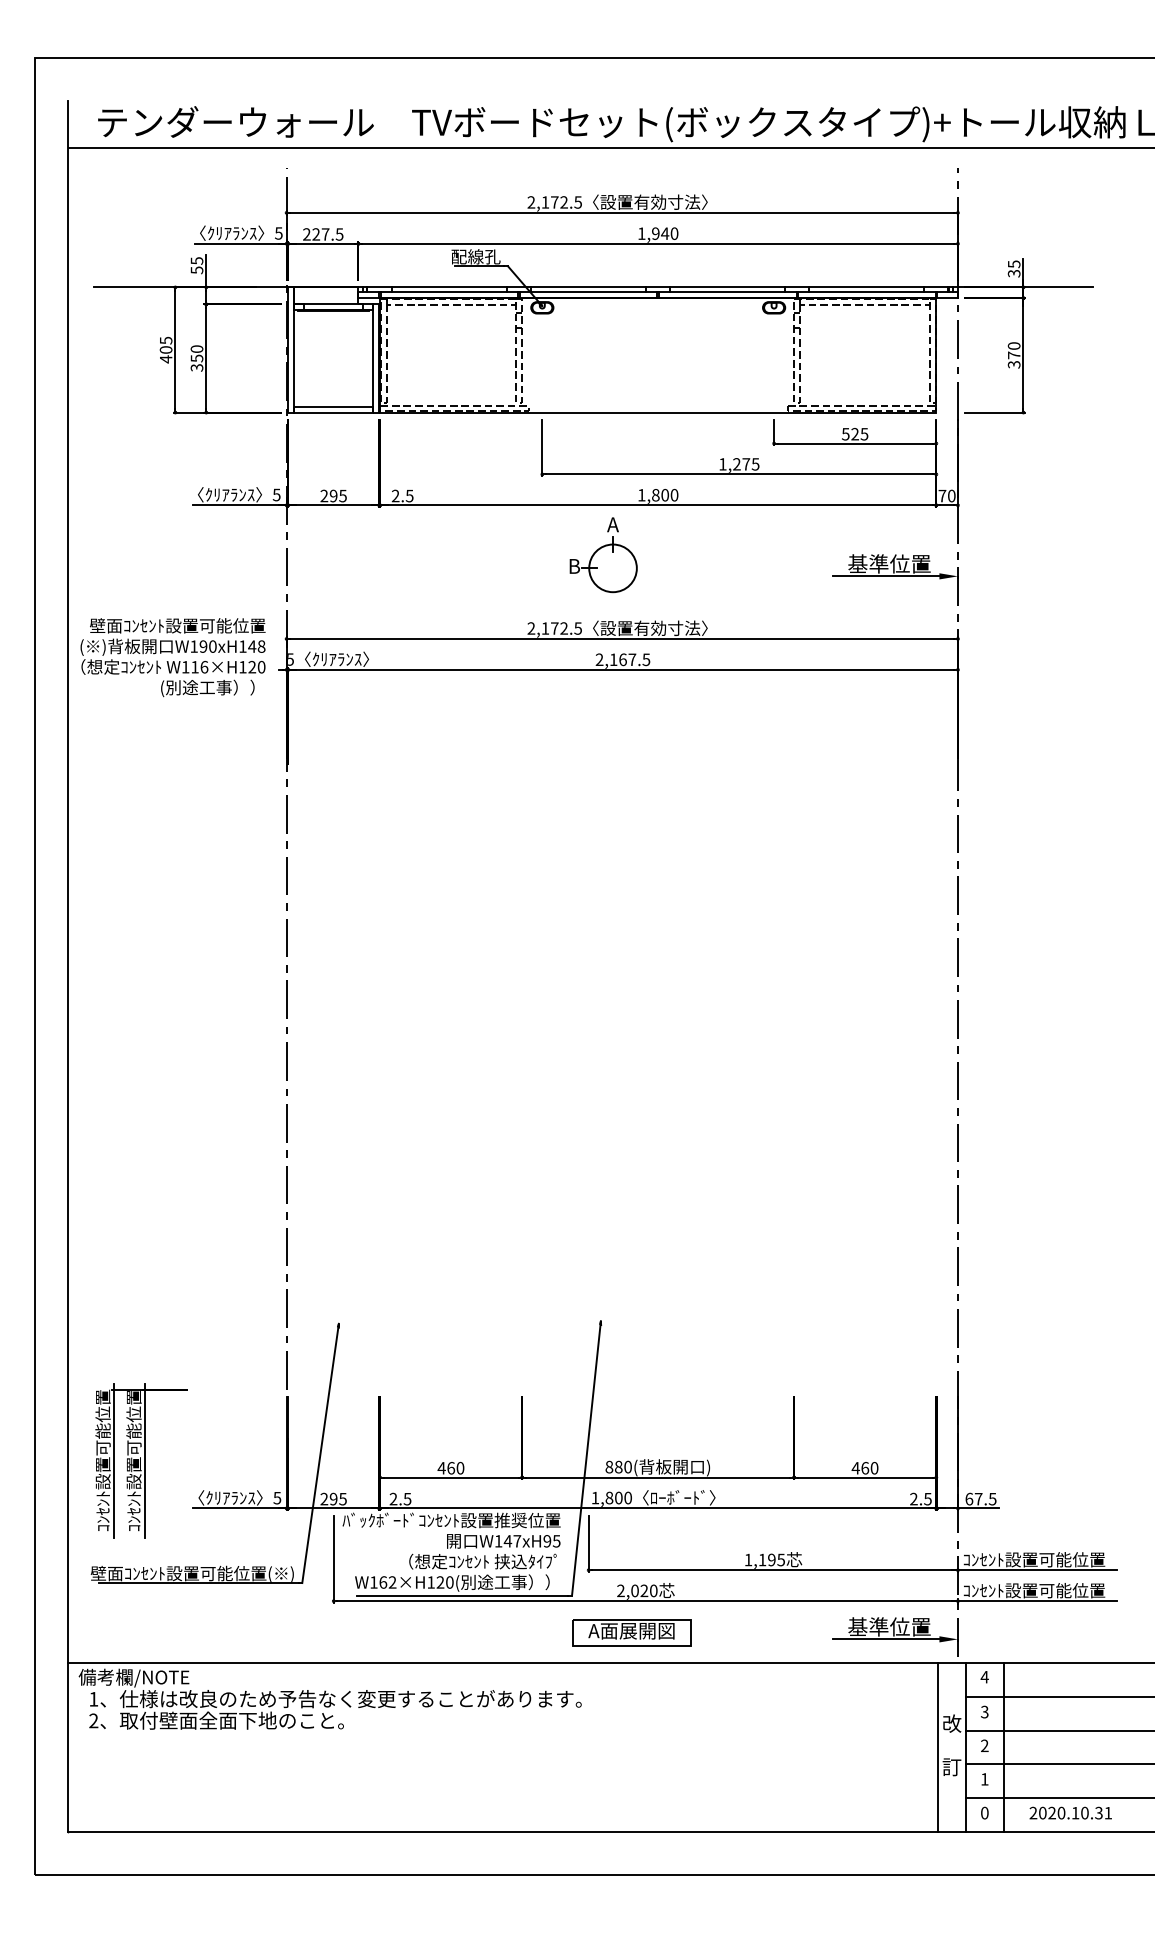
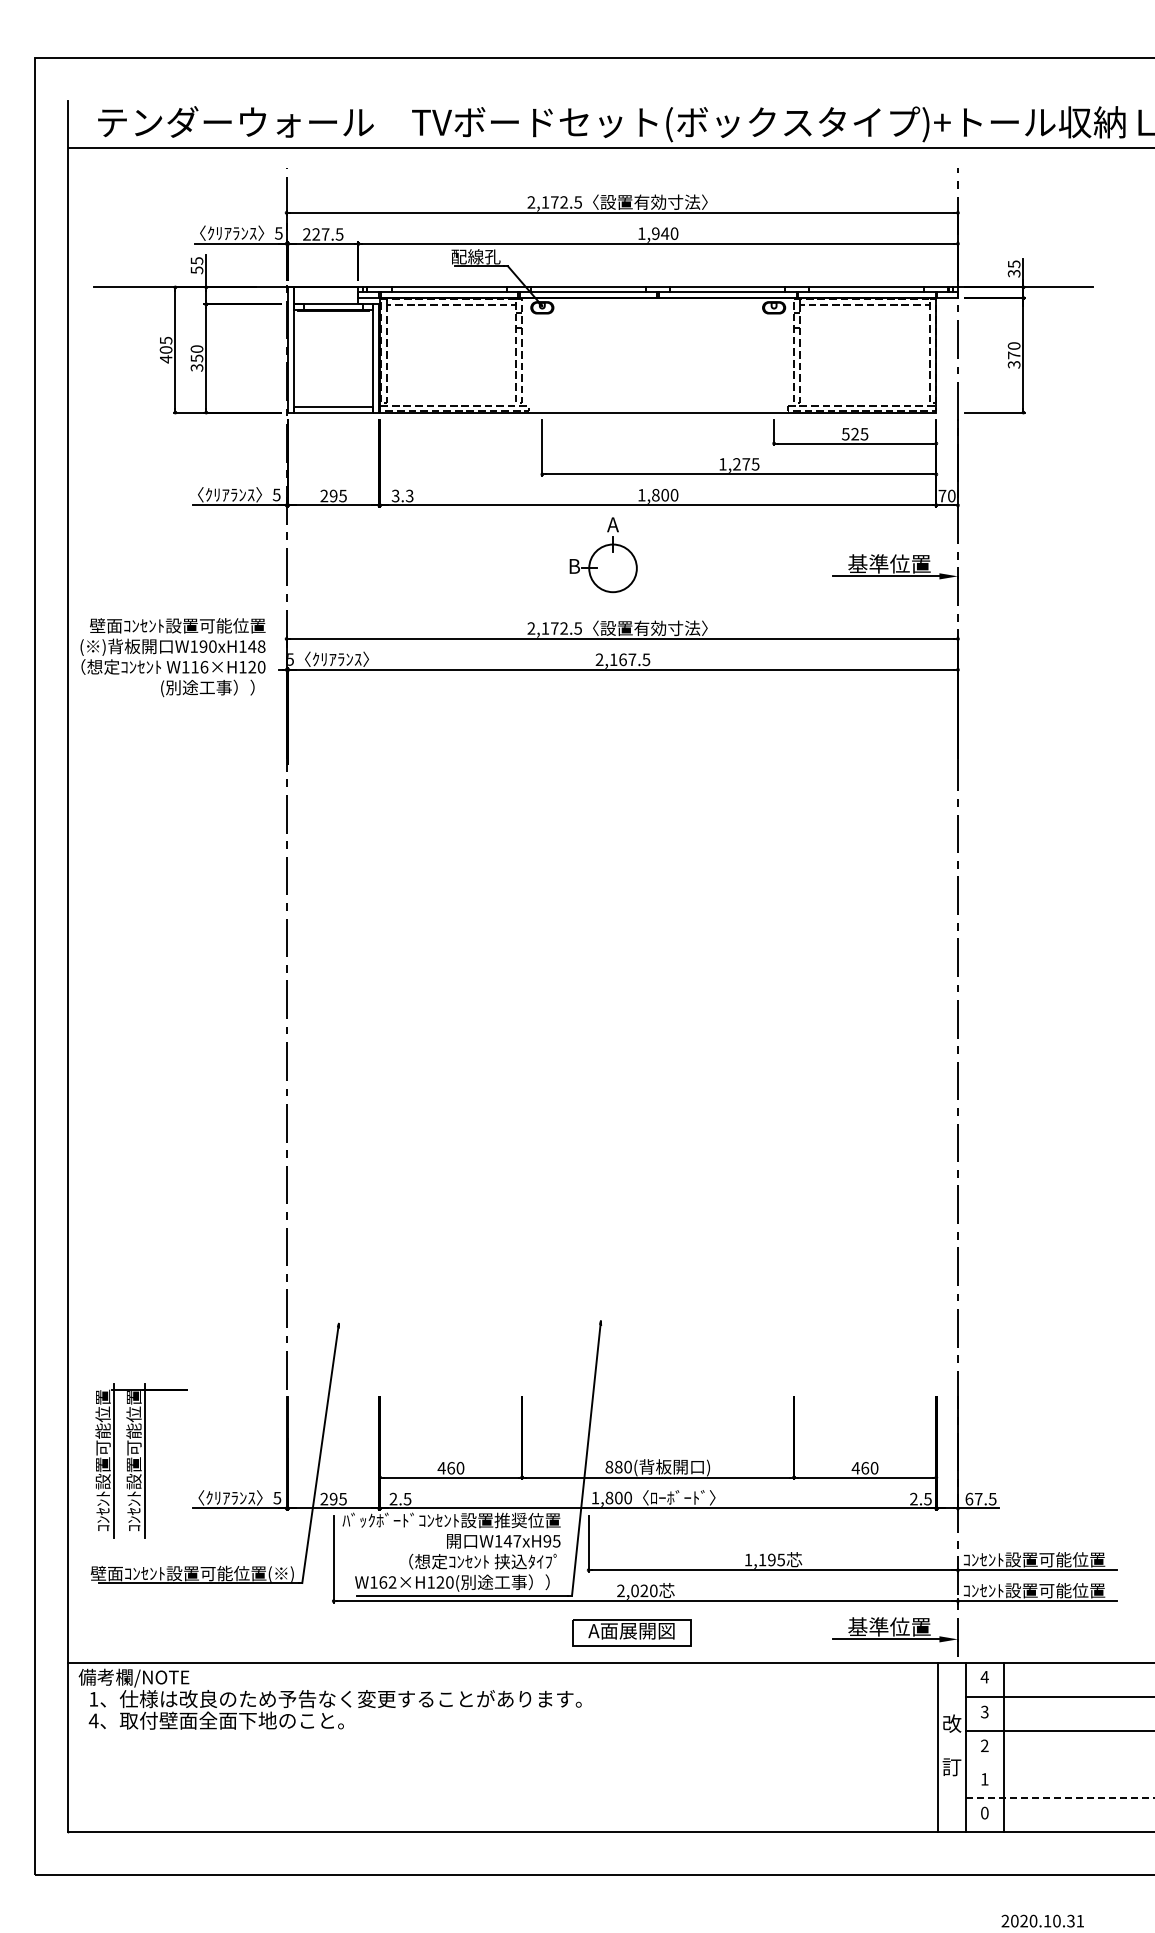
text: 2.5 -> 3.3 (402, 495)
text: 2 -> 4 (93, 1720)
line: present -> none (1058, 1764)
line: solid -> dashed (1060, 1797)
text position: (1070, 1812) -> (1042, 1920) (1042, 1920)
